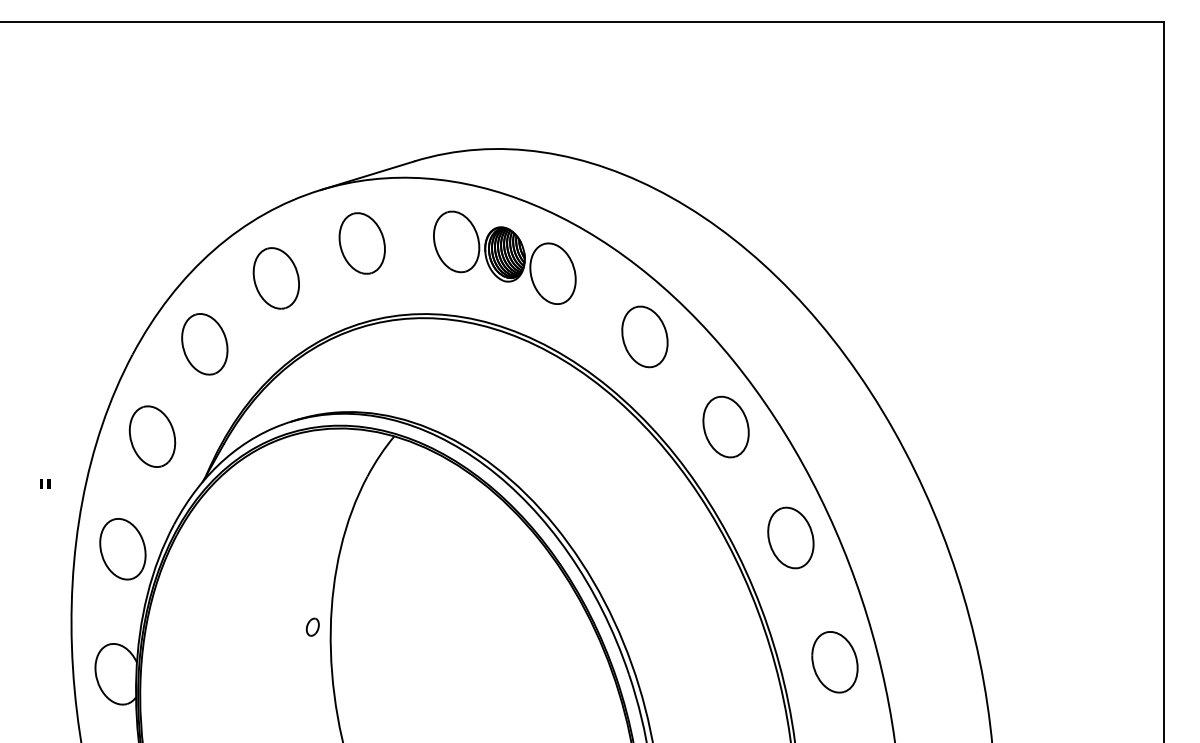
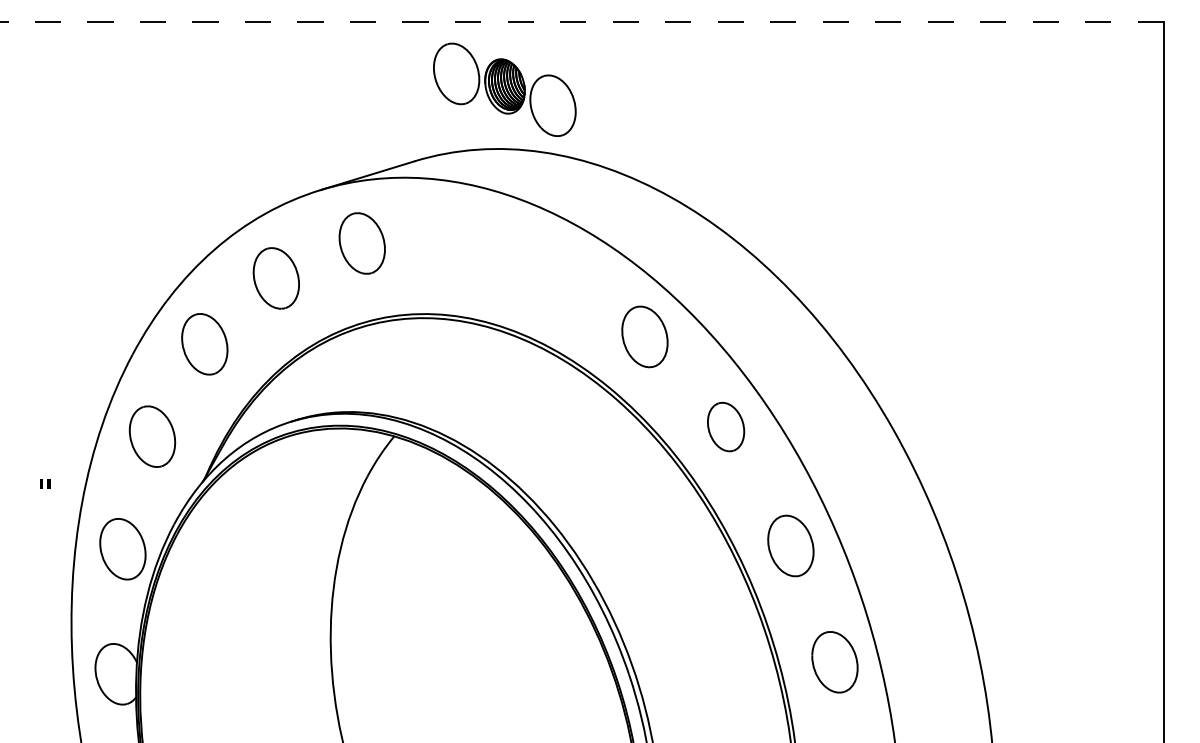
line: solid -> dashed (582, 22)
part position: (504, 257) -> (504, 89) (504, 89)
part size: 48x64 px -> 39x51 px (726, 427)
part position: (790, 537) -> (790, 545) (790, 545)
part: present -> none (312, 626)
